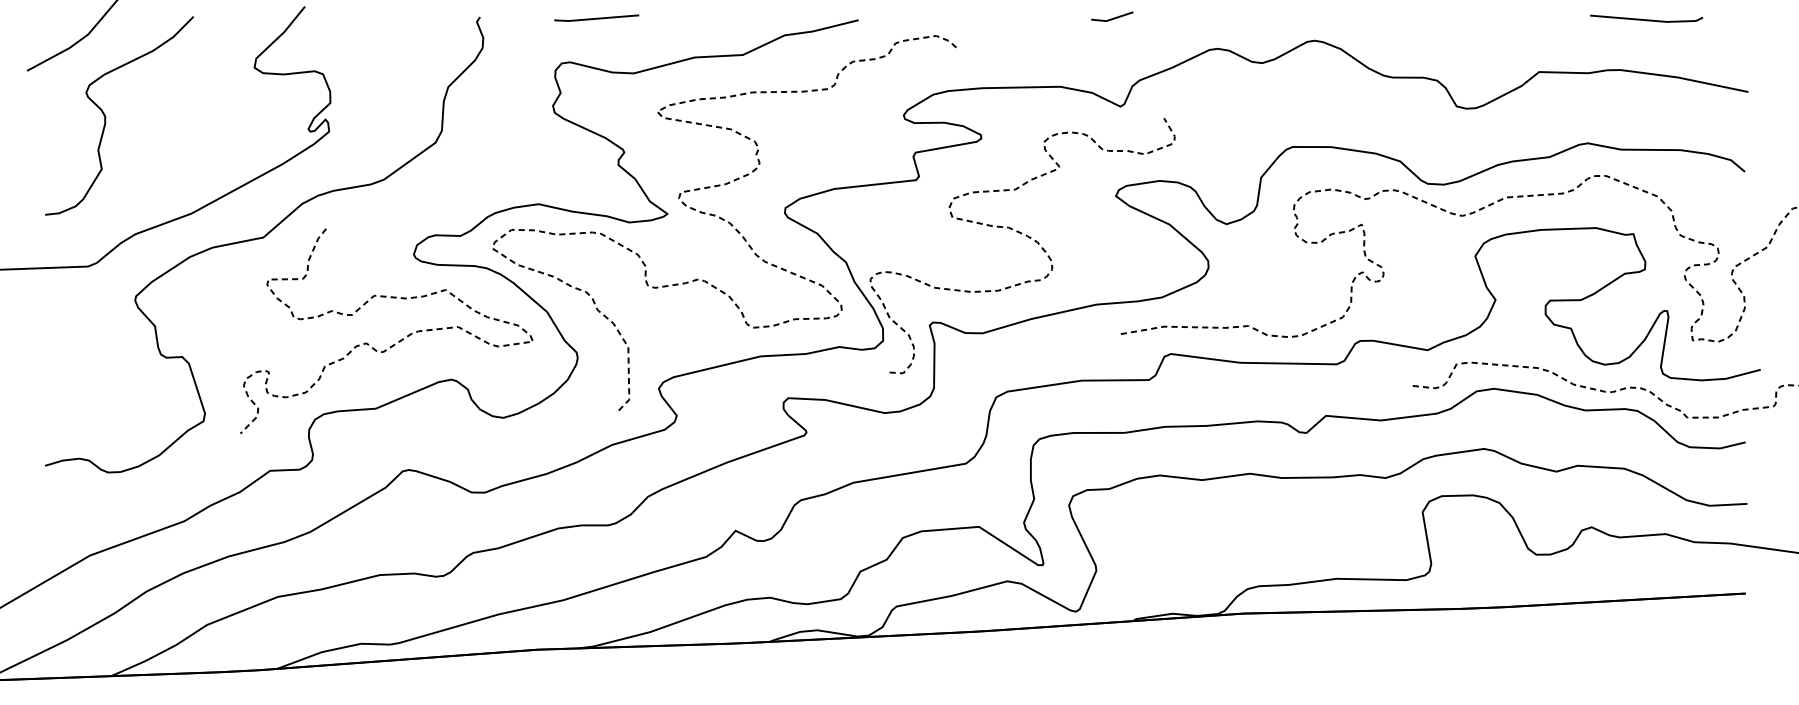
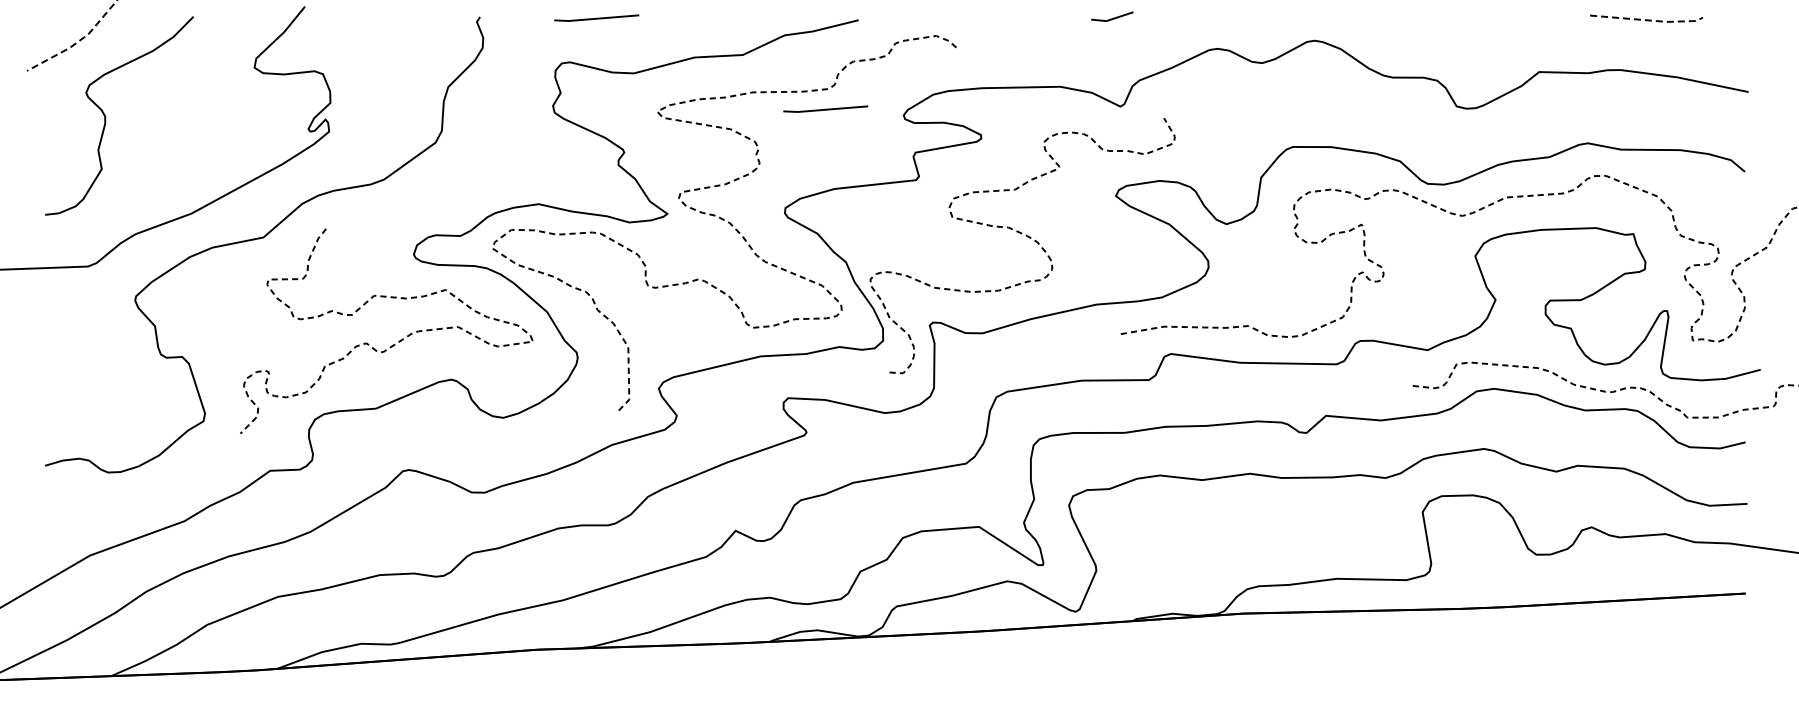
line: solid -> dashed (1648, 20)
line: solid -> dashed (77, 42)
line: none -> present (825, 108)
